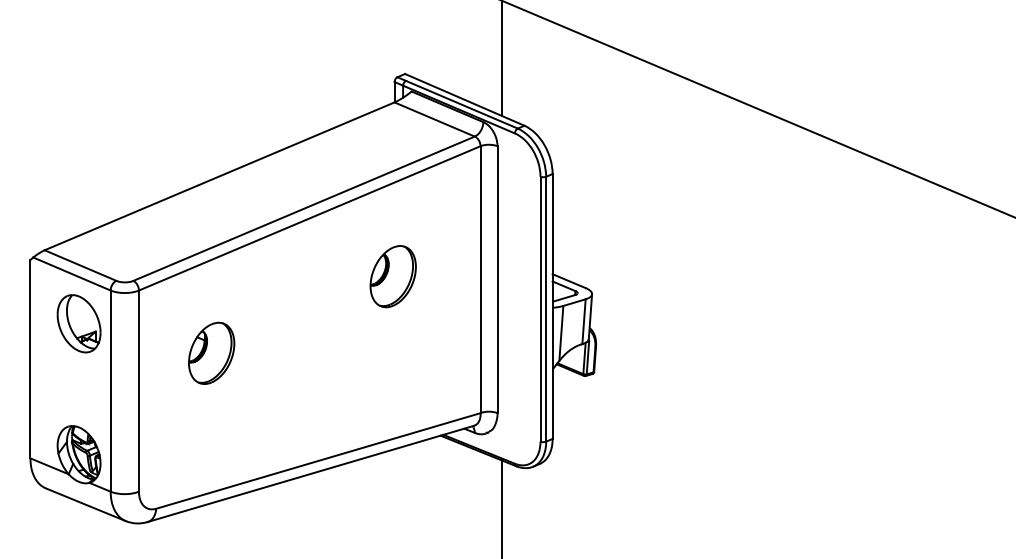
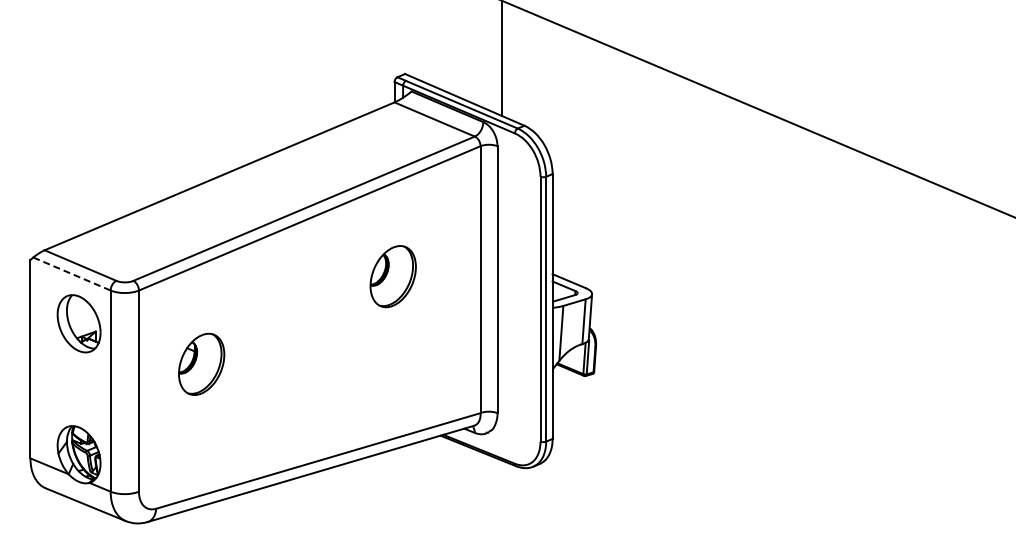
line: solid -> dashed (72, 274)
part position: (211, 352) -> (201, 363) (201, 363)
line: present -> none (501, 507)
